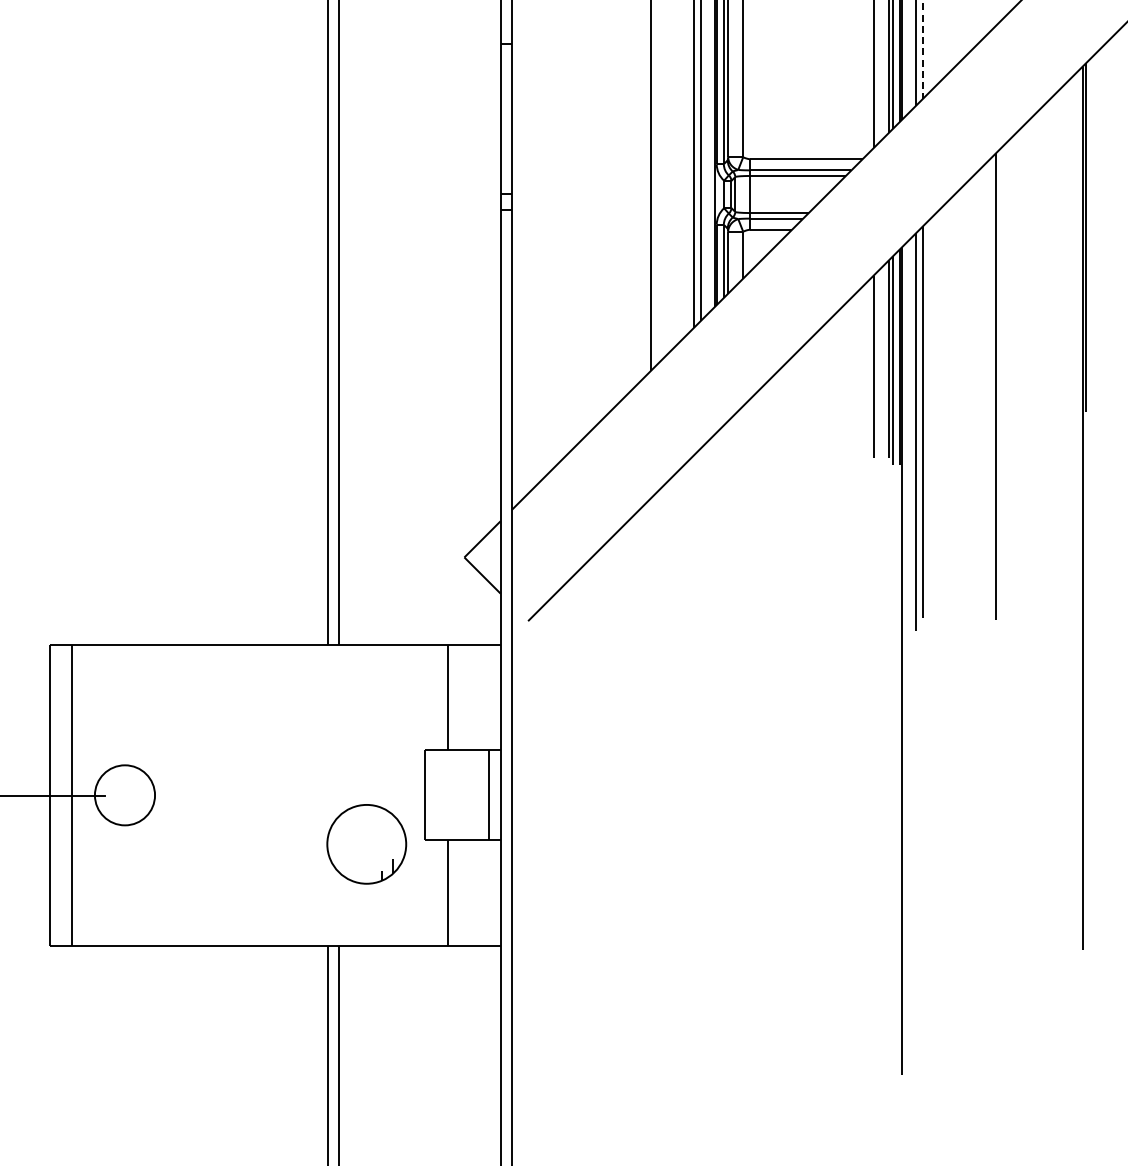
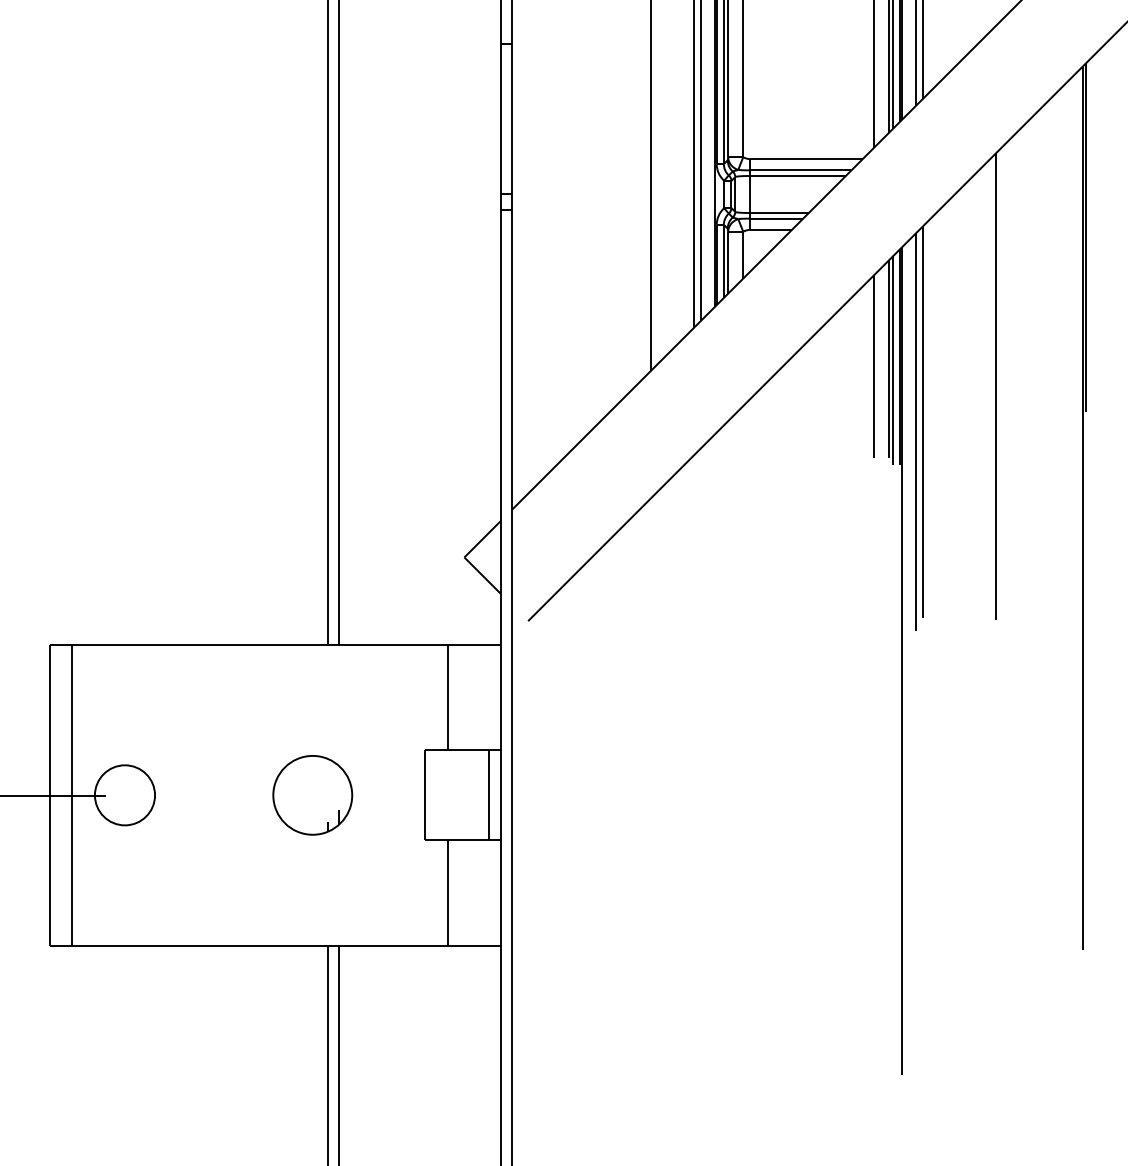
line: dashed -> solid (923, 49)
part position: (366, 844) -> (312, 795) (312, 795)
